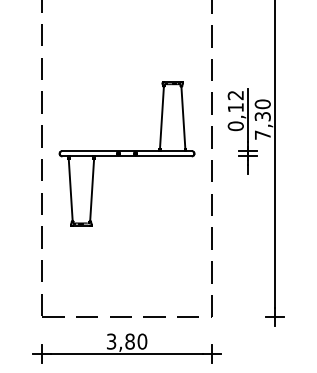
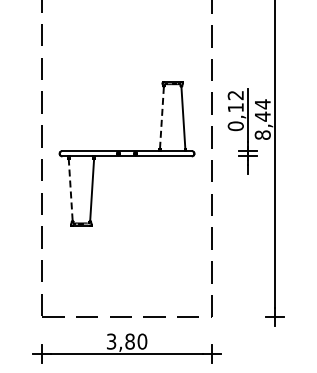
line: solid -> dashed (161, 118)
text: 7,30 -> 8,44 (262, 119)
line: solid -> dashed (70, 190)
